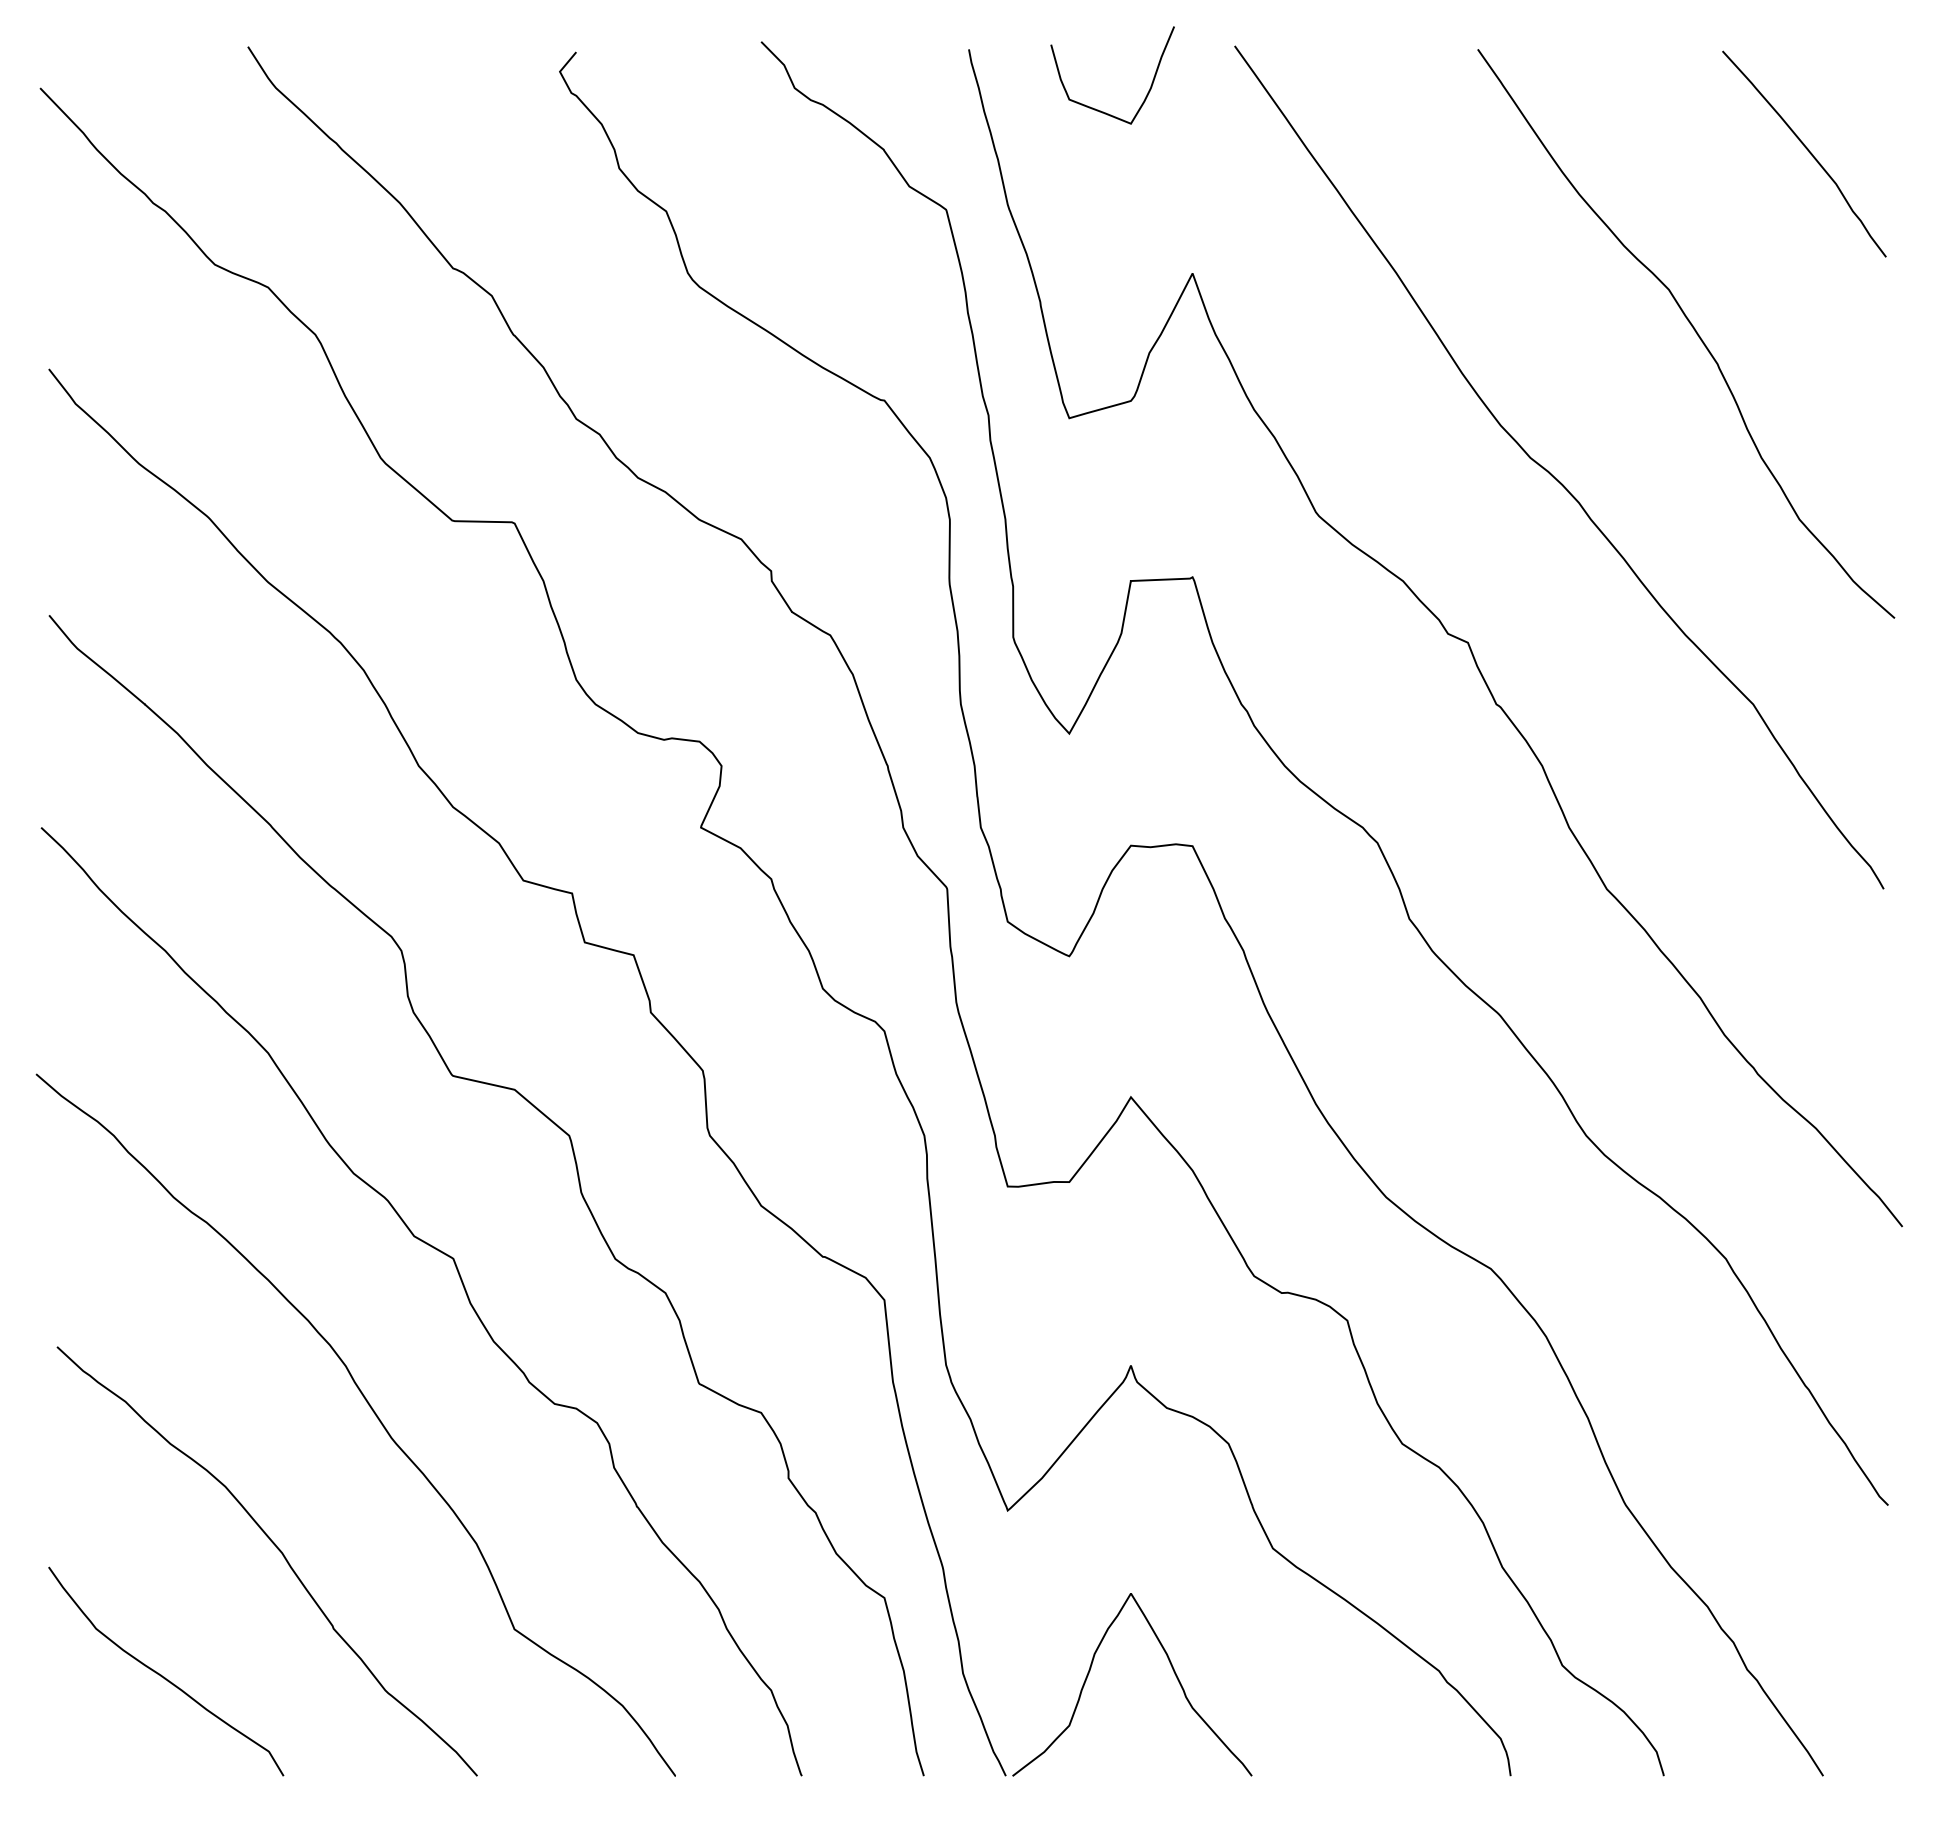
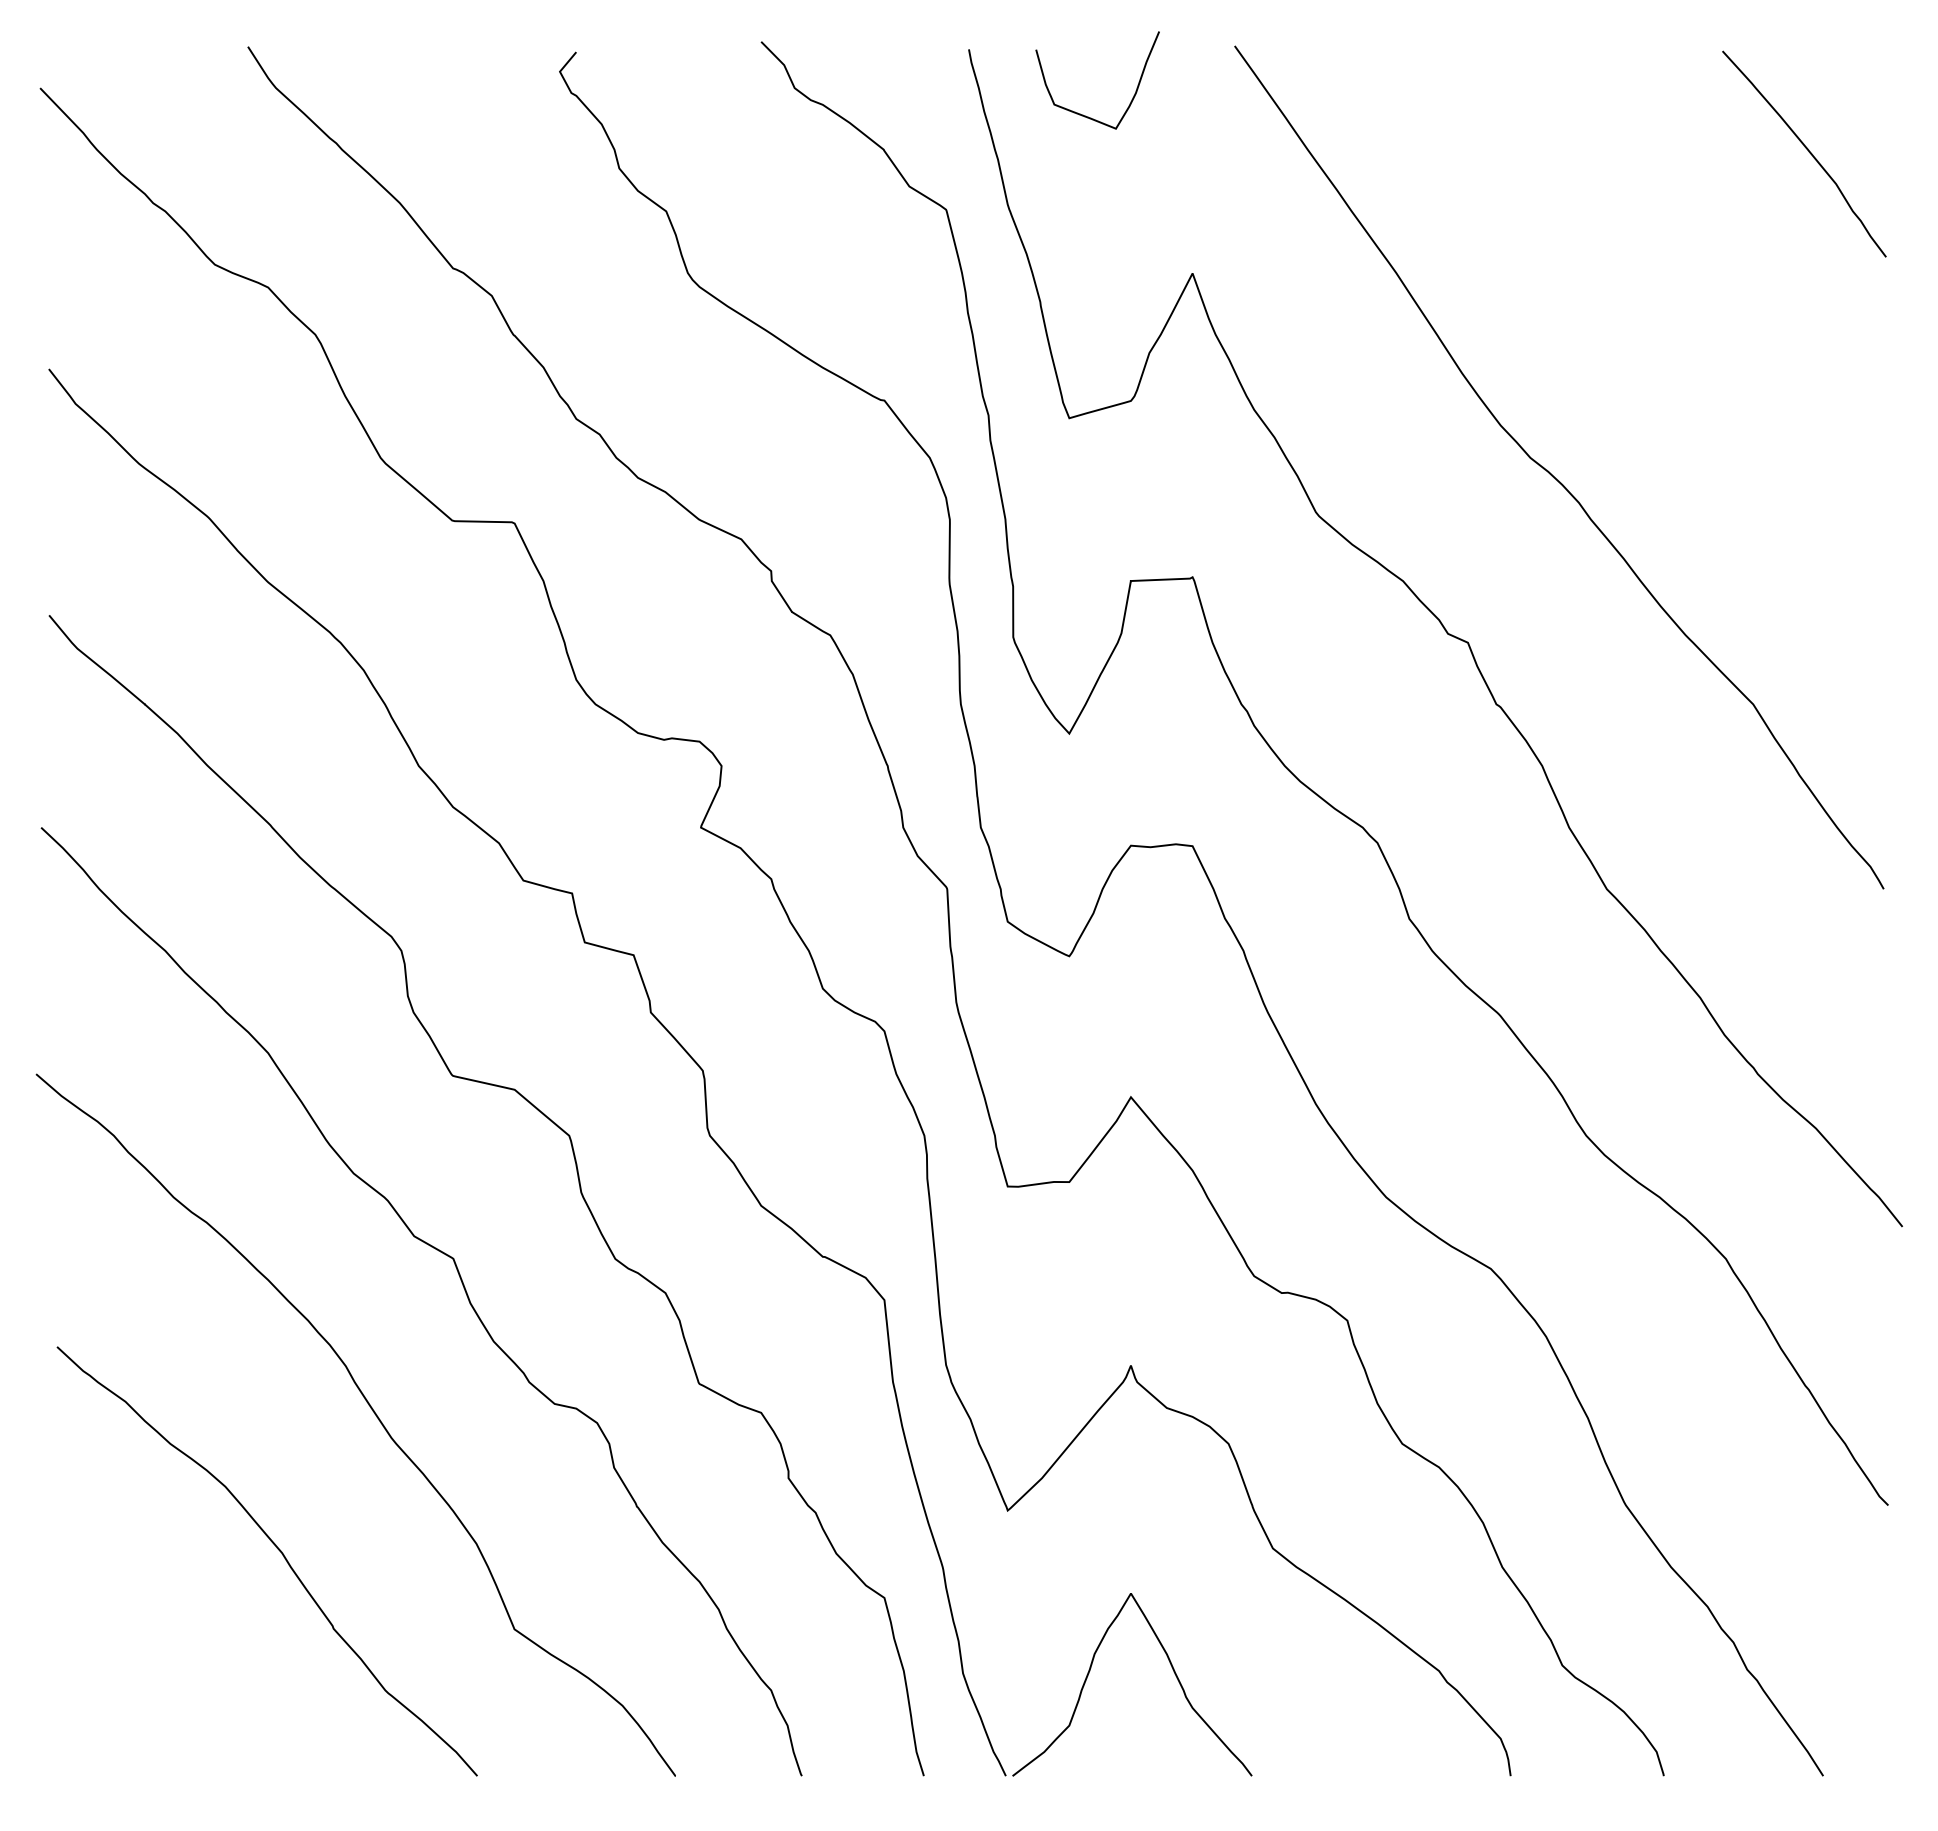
curve position: (1098, 109) -> (1083, 114) (1083, 114)
curve: present -> none (1693, 329)
curve: present -> none (164, 1676)
